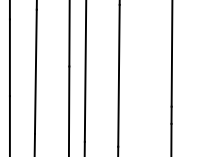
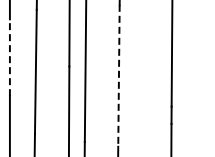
line: solid -> dashed (9, 57)
line: solid -> dashed (118, 75)
